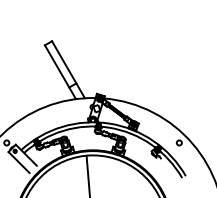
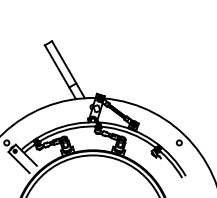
line: present -> none (87, 174)
